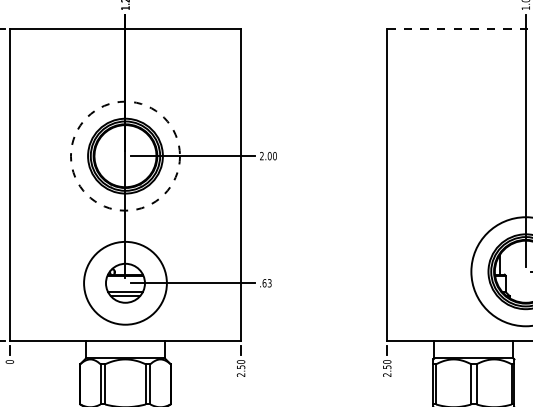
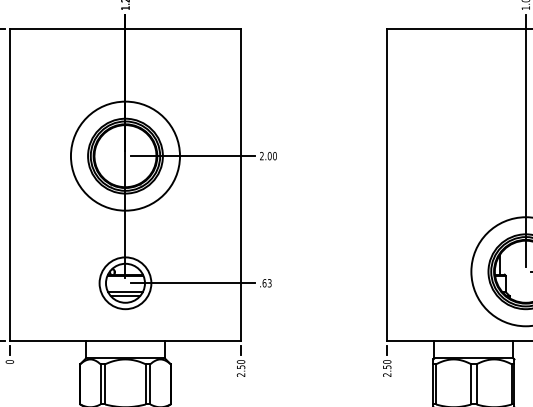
line: dashed -> solid (459, 29)
circle: dashed -> solid (125, 155)
circle diameter: 83 px -> 52 px (125, 283)
